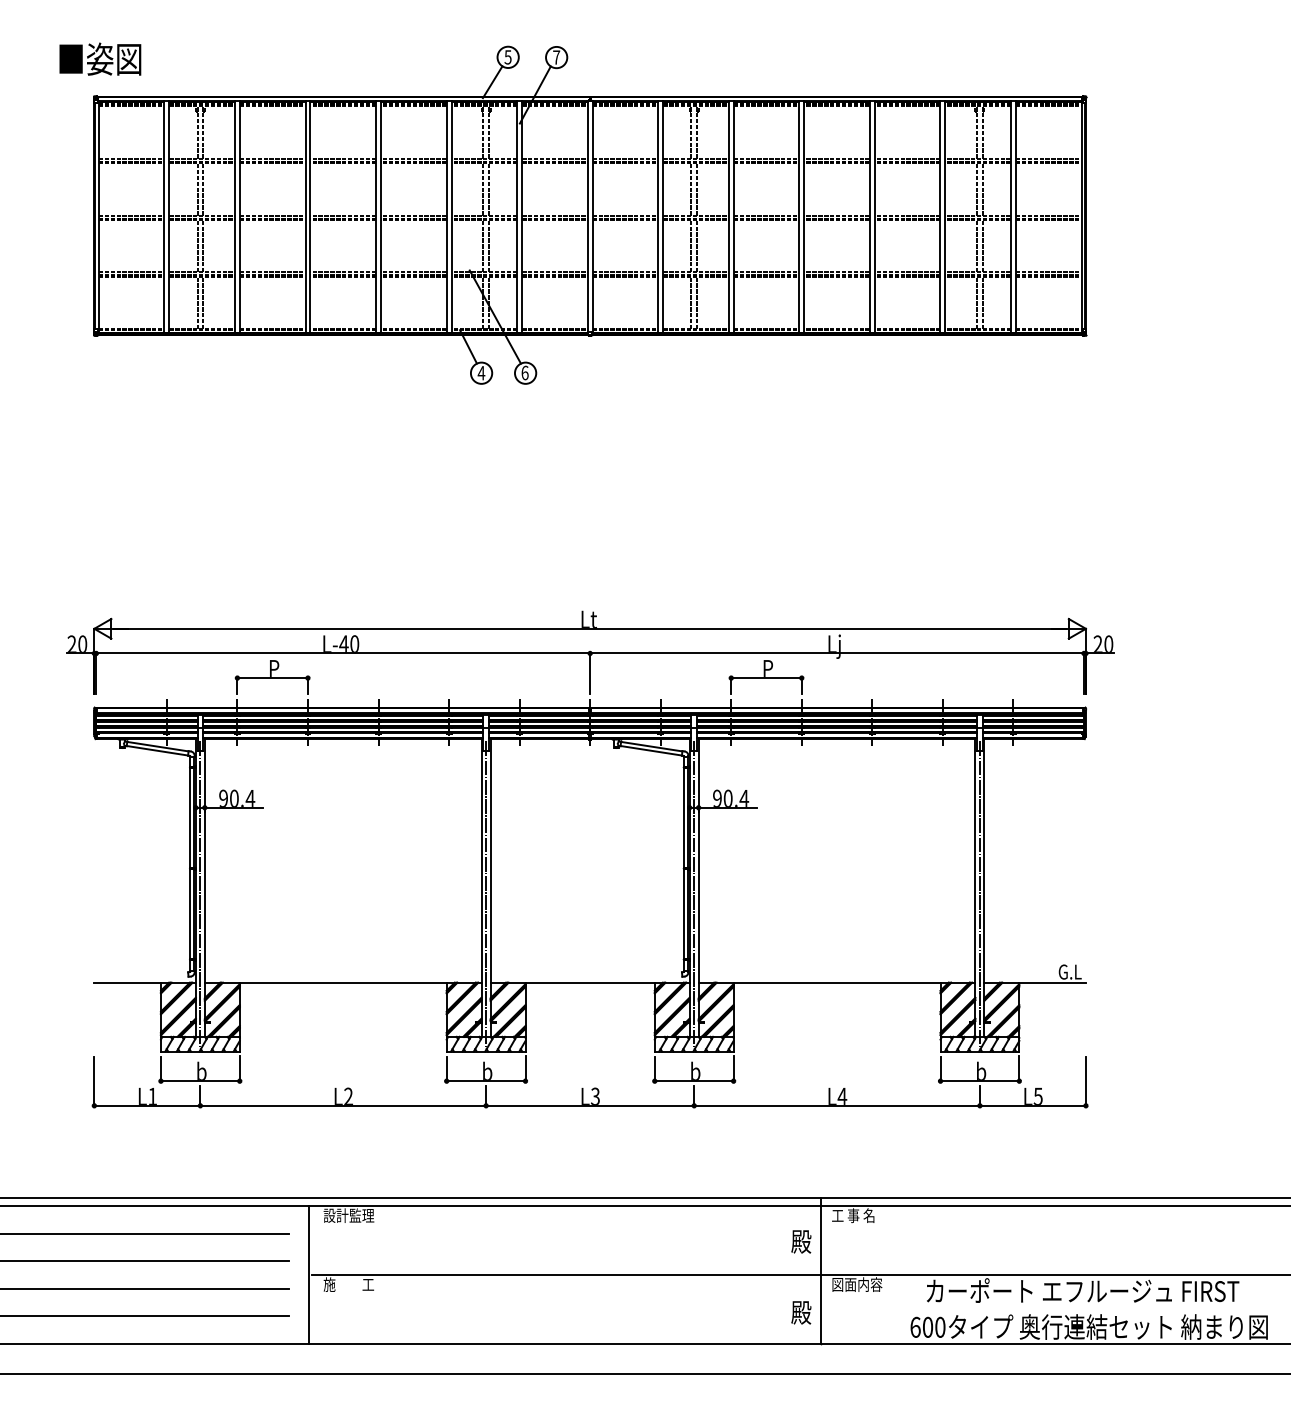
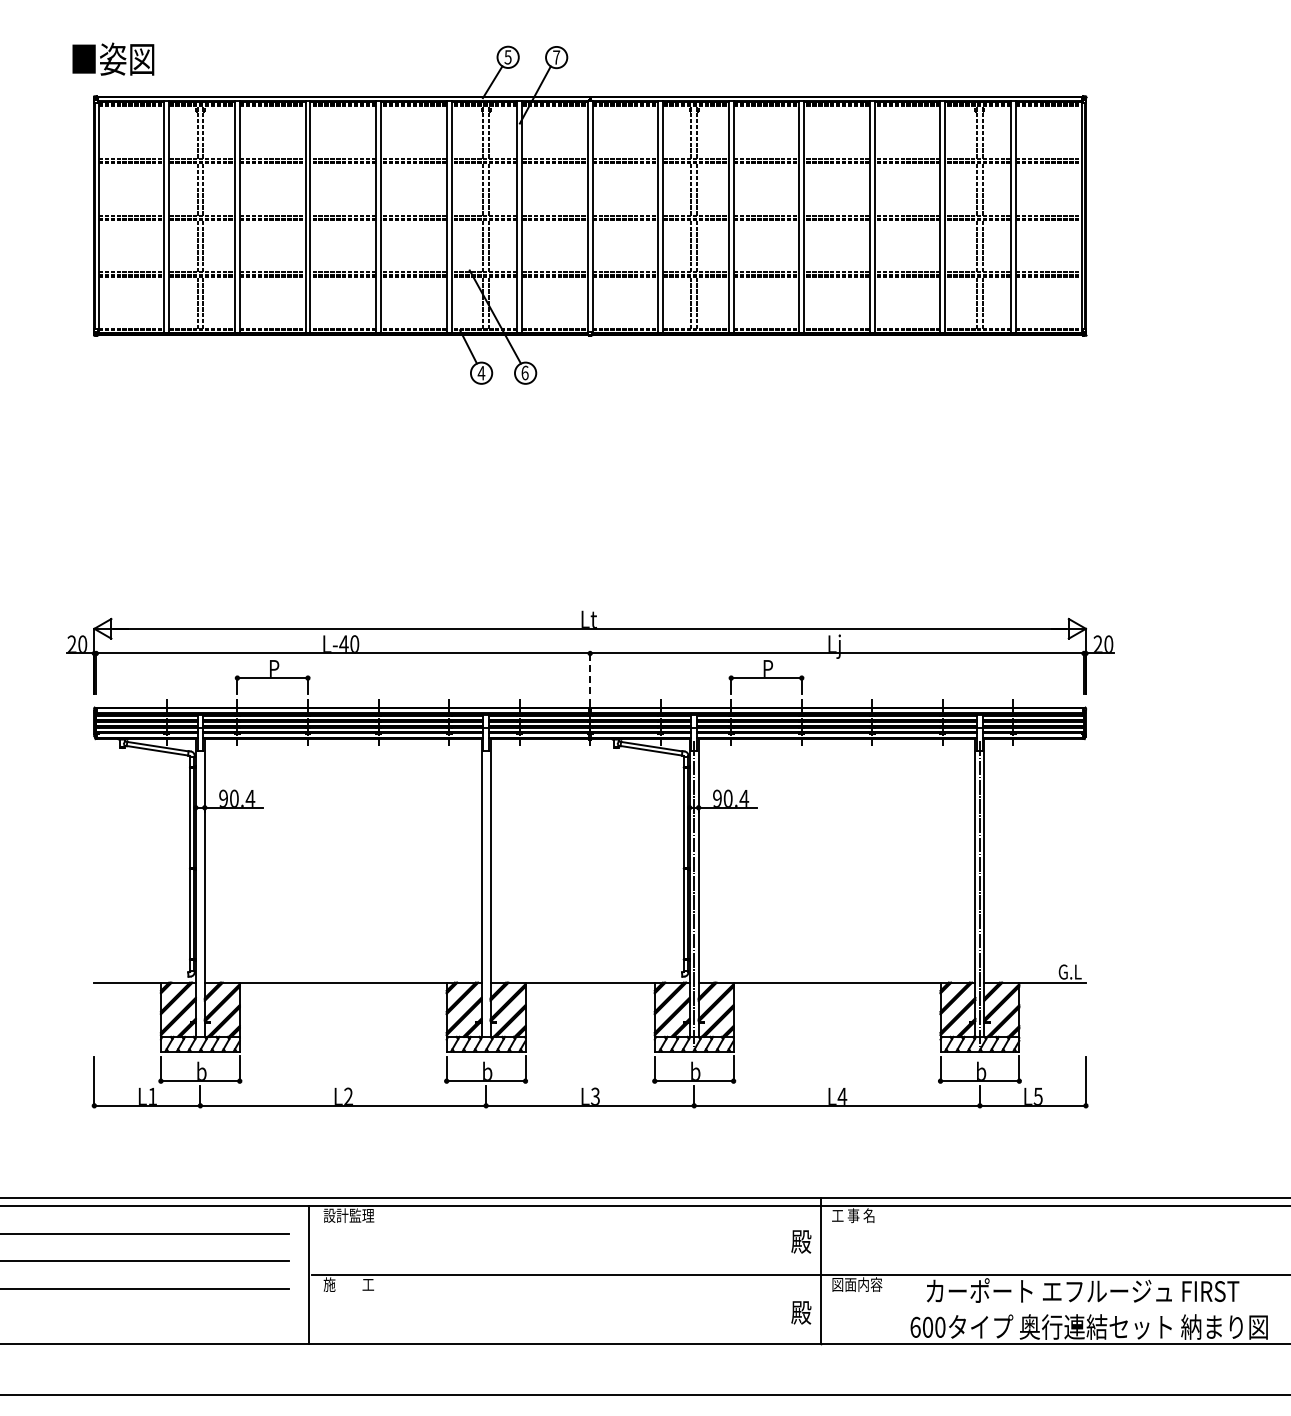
text position: (100, 58) -> (113, 58) (113, 58)
line: solid -> dashed (590, 673)
line: present -> none (200, 893)
line: present -> none (486, 893)
line: present -> none (145, 1316)
line position: (644, 1373) -> (644, 1394) (644, 1394)
